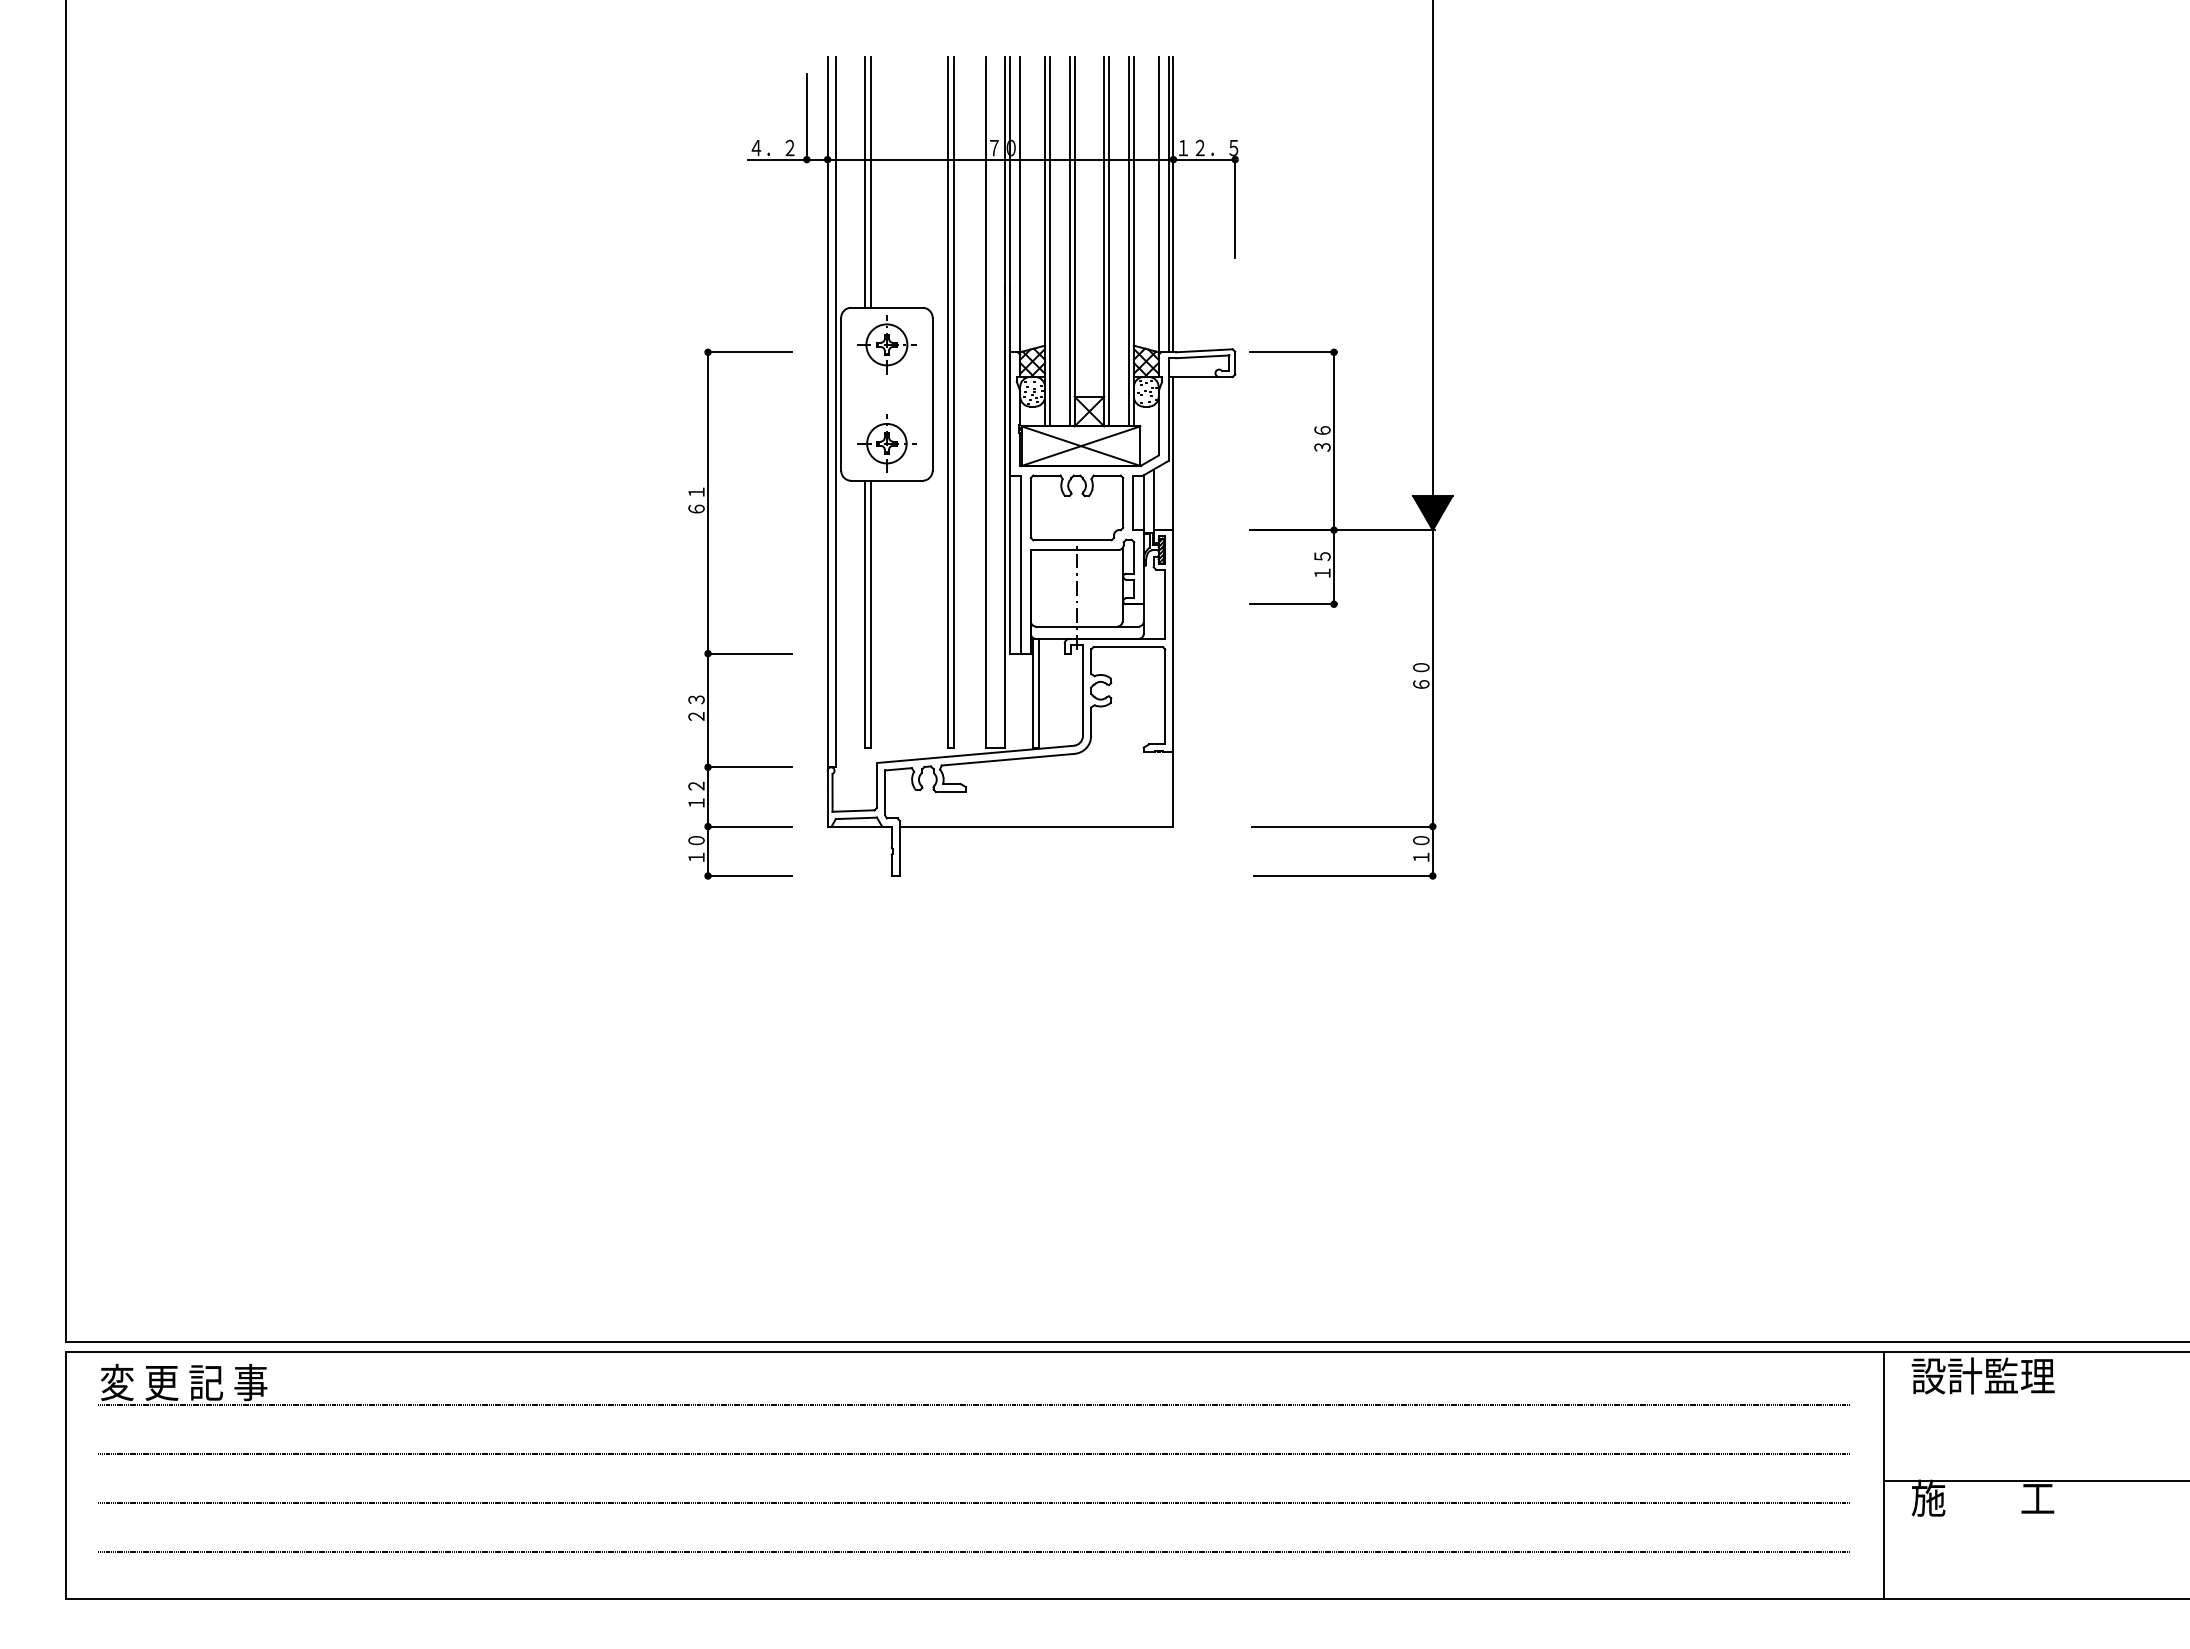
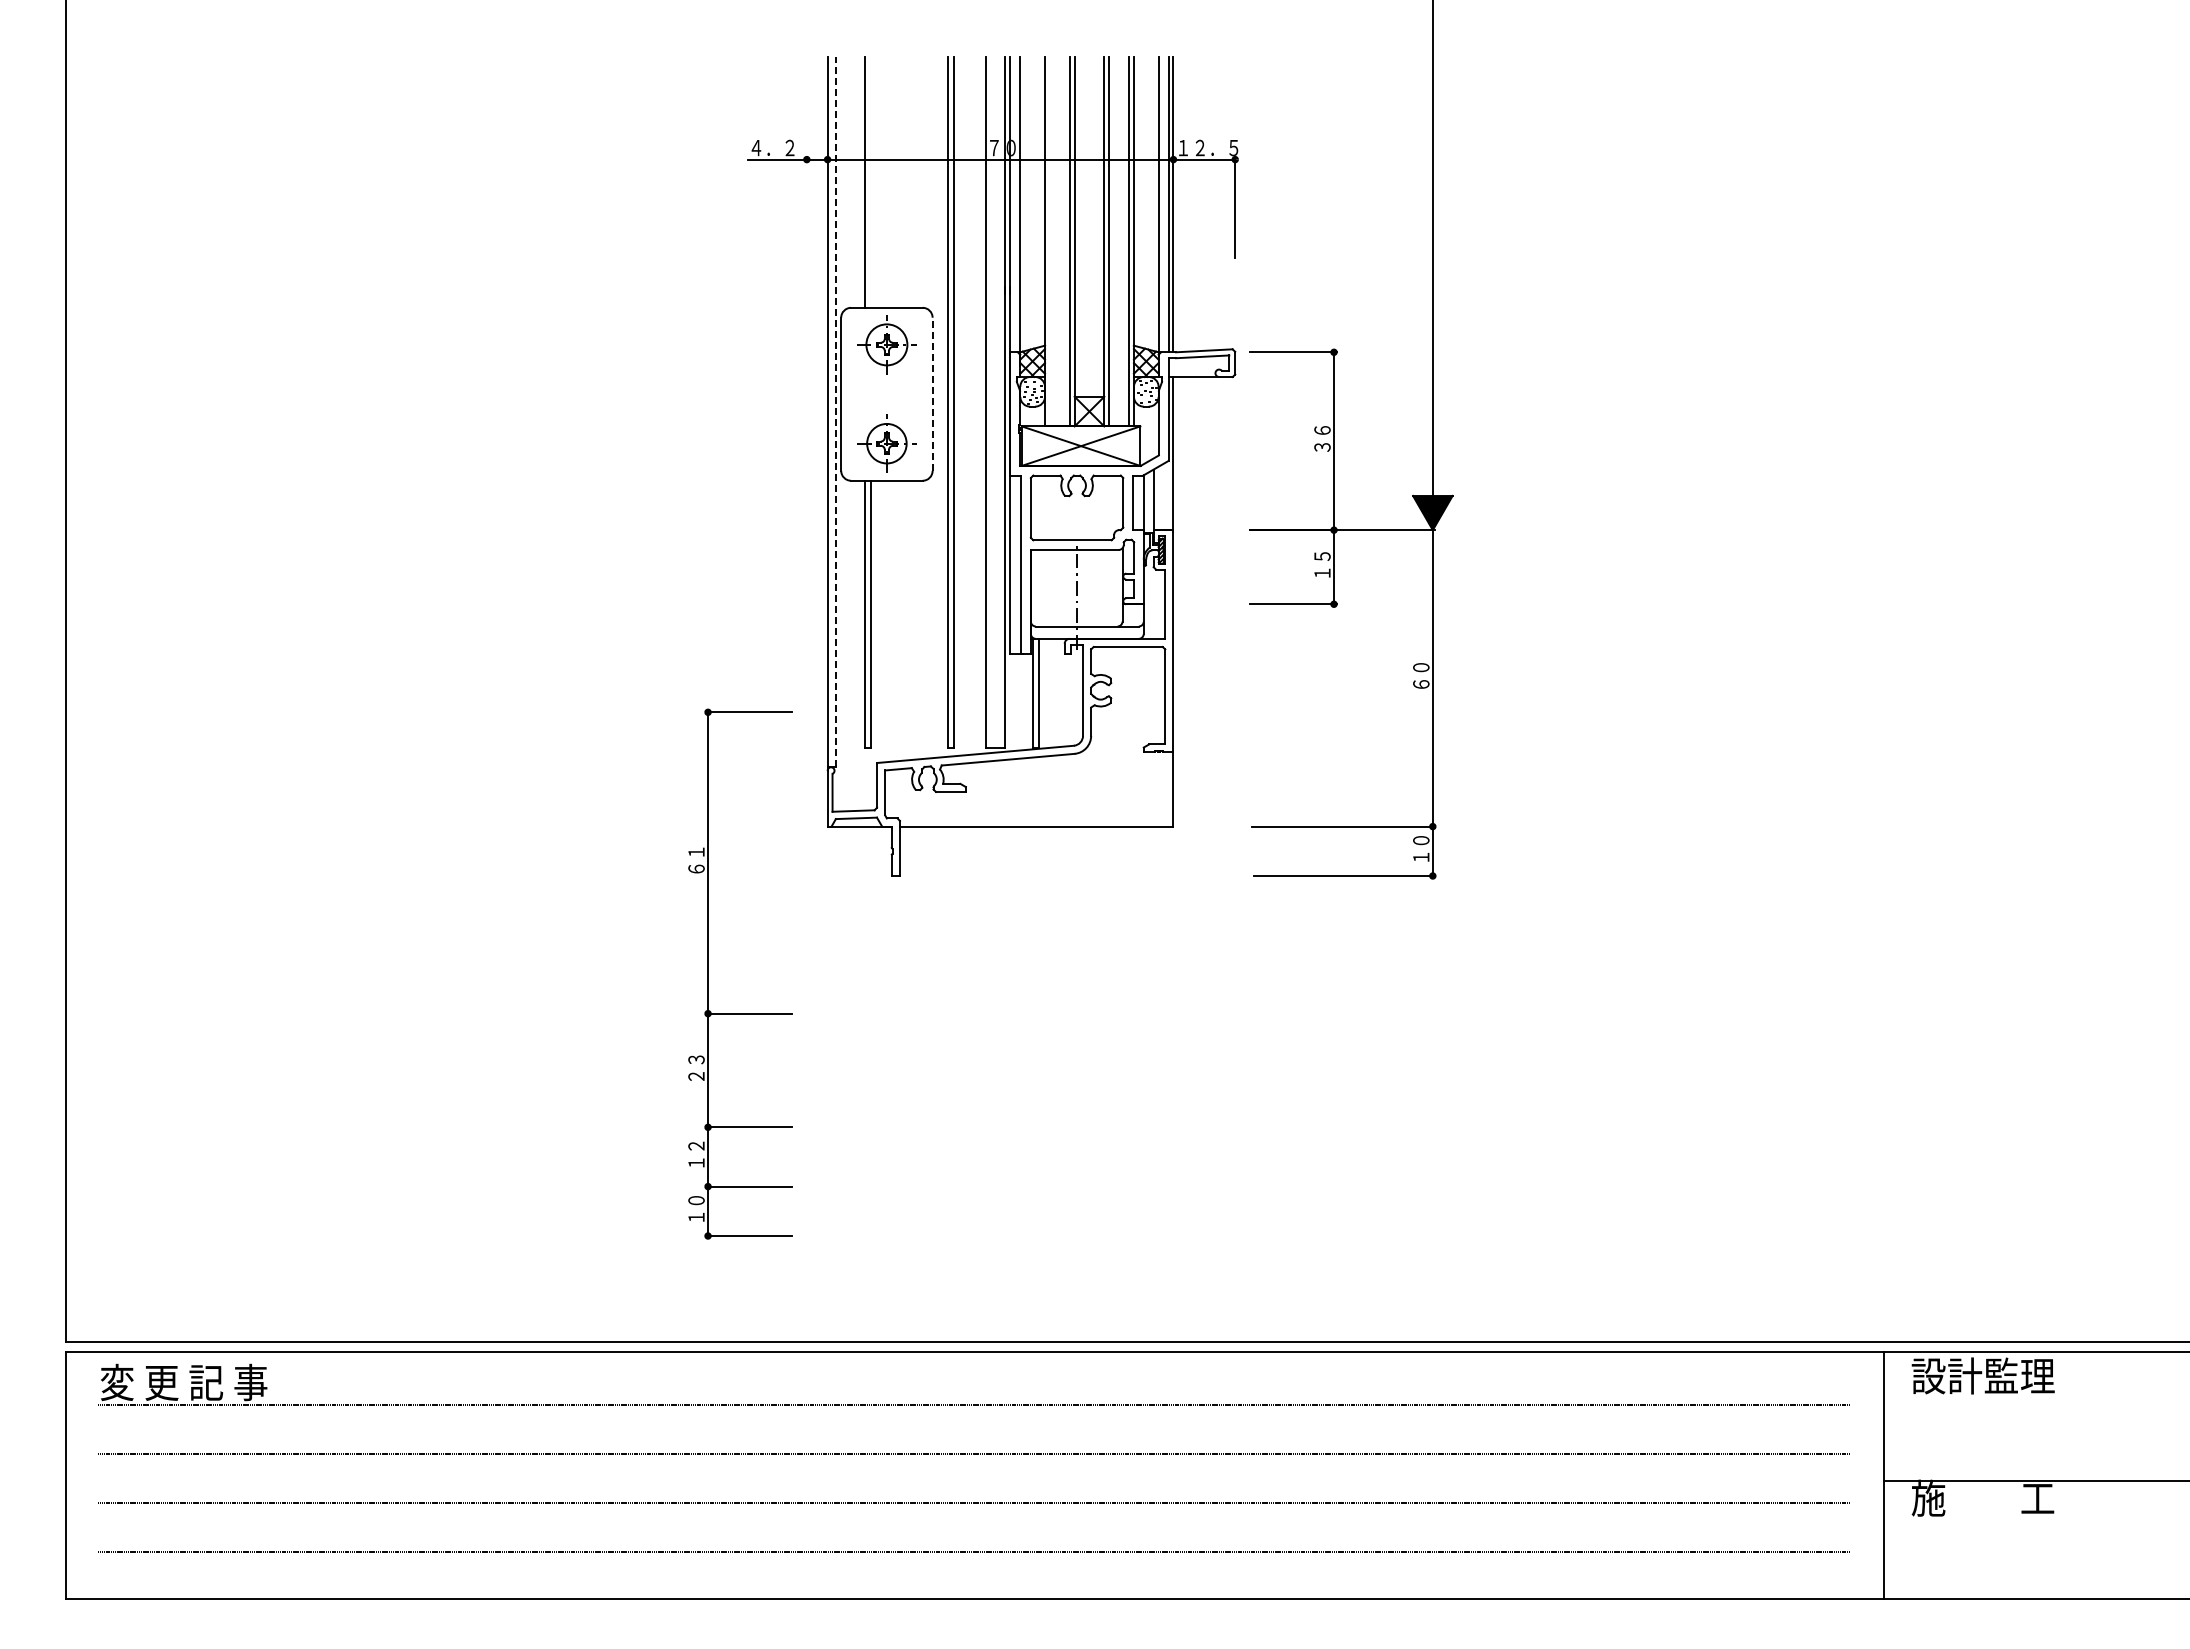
line: present -> none (806, 118)
line: present -> none (870, 182)
line: present -> none (1049, 241)
line: solid -> dashed (932, 394)
line: solid -> dashed (835, 411)
part position: (708, 613) -> (708, 973) (708, 973)
